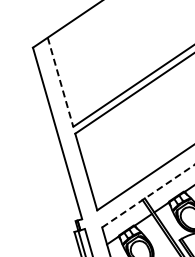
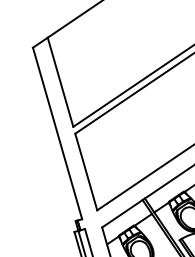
line: dashed -> solid (60, 82)
line: dashed -> solid (148, 196)
